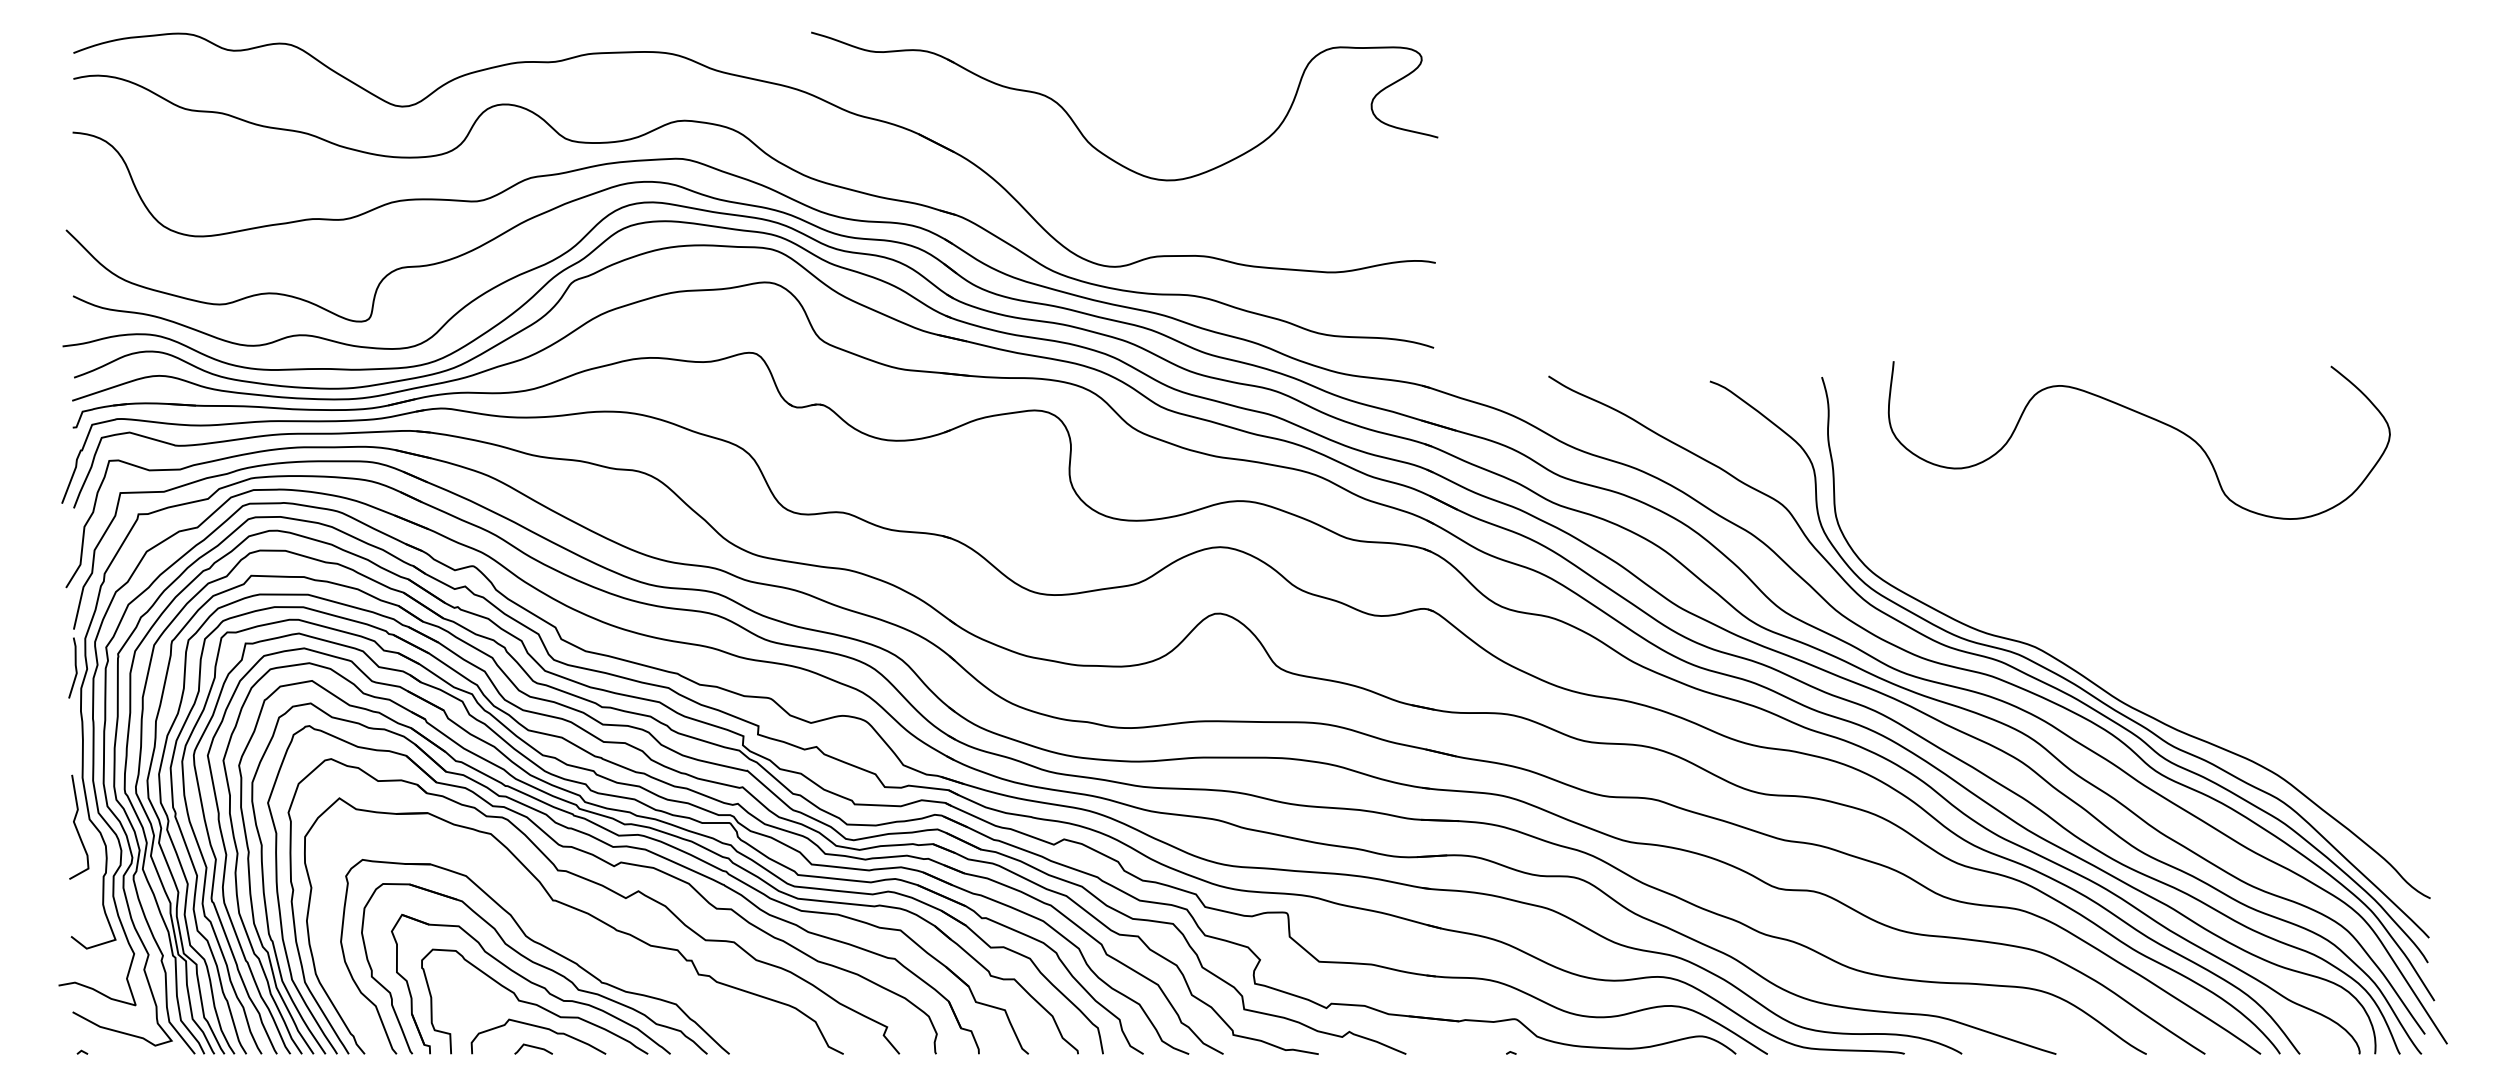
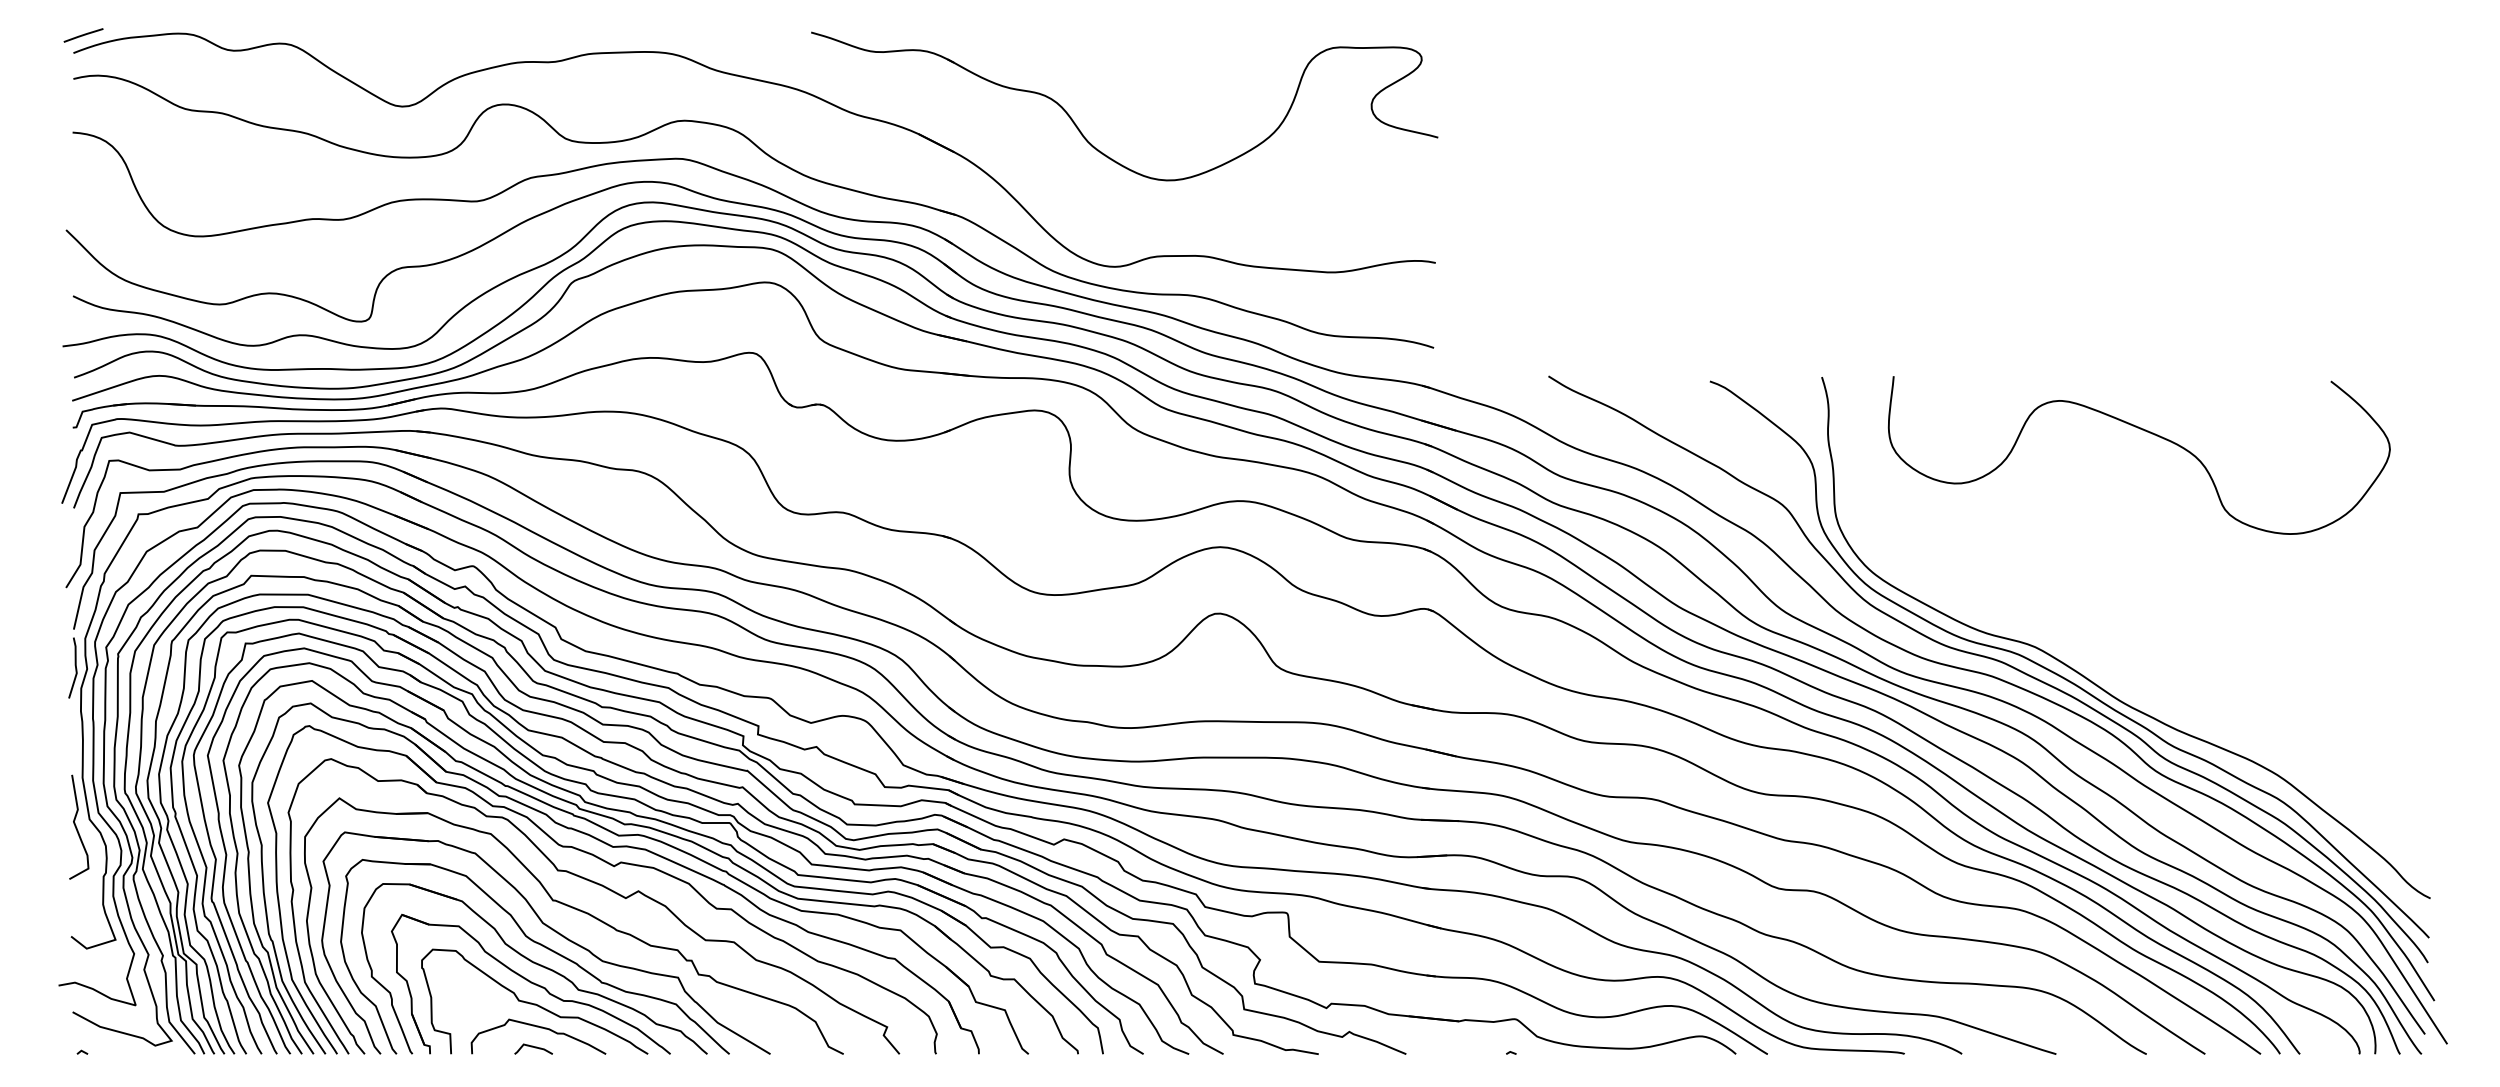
line: none -> present (83, 35)
curve position: (2149, 418) -> (2149, 433) (2149, 433)
part: none -> present (553, 931)
